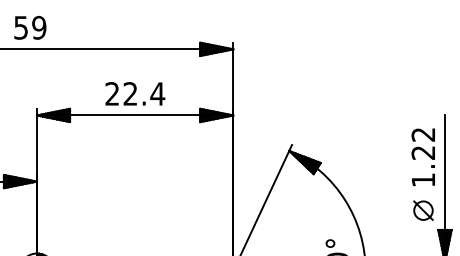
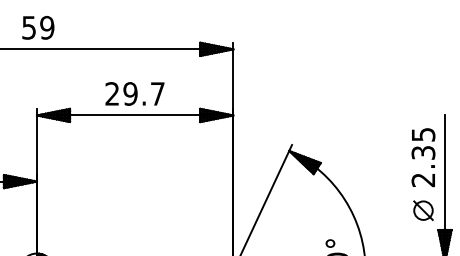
text position: (30, 27) -> (38, 27) (38, 27)
text: 22.4 -> 29.7 (144, 93)
text: 1.22 -> 2.35 (423, 157)
